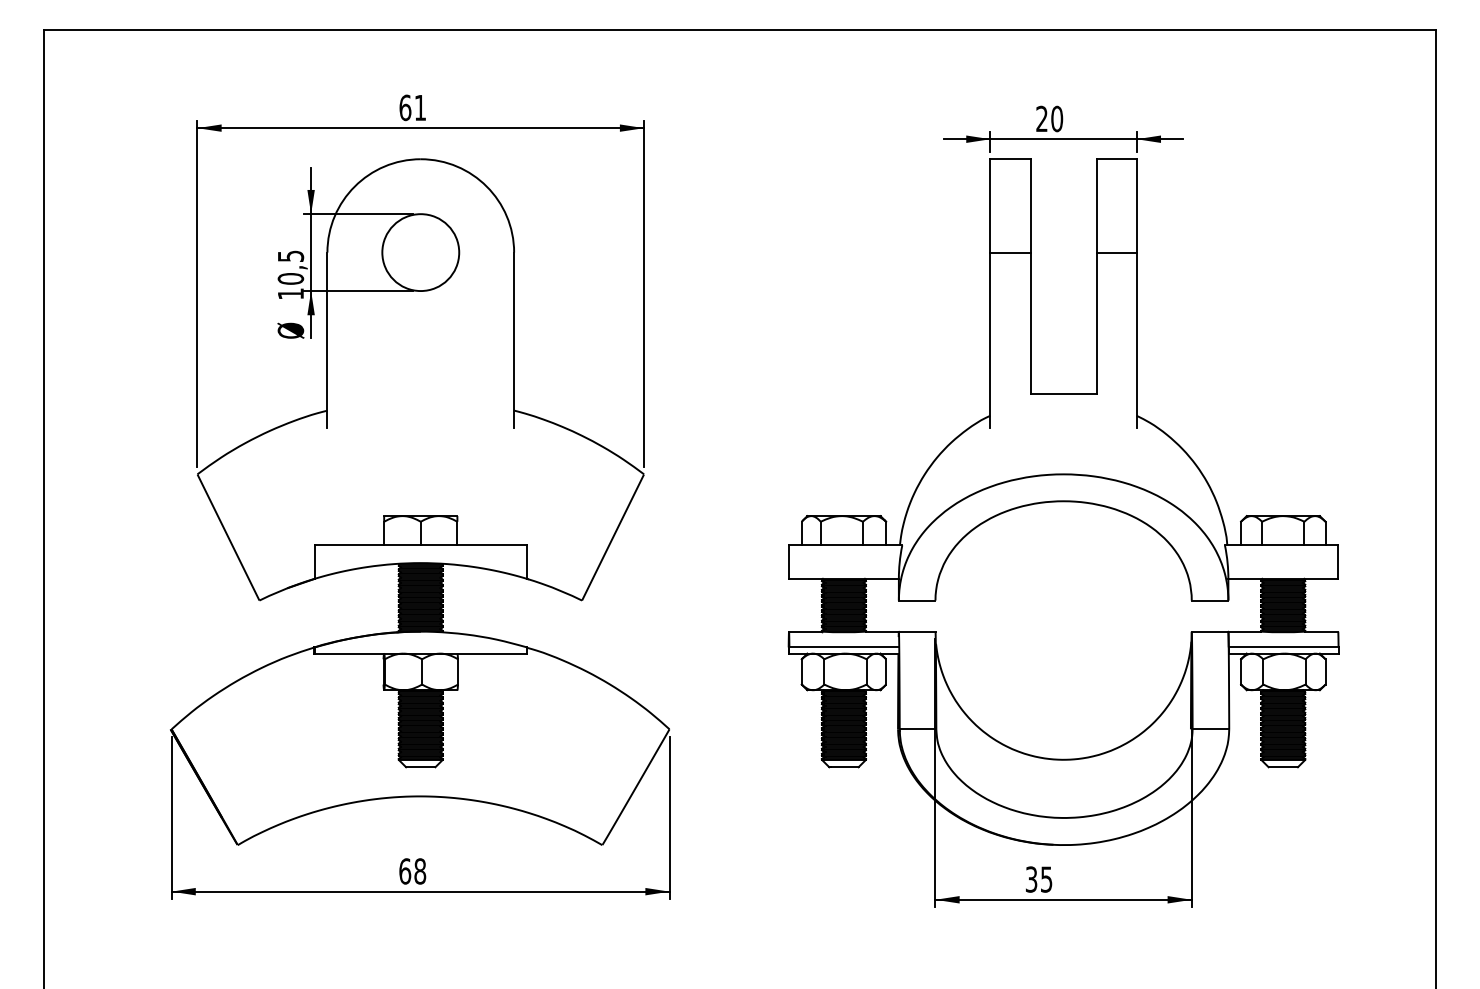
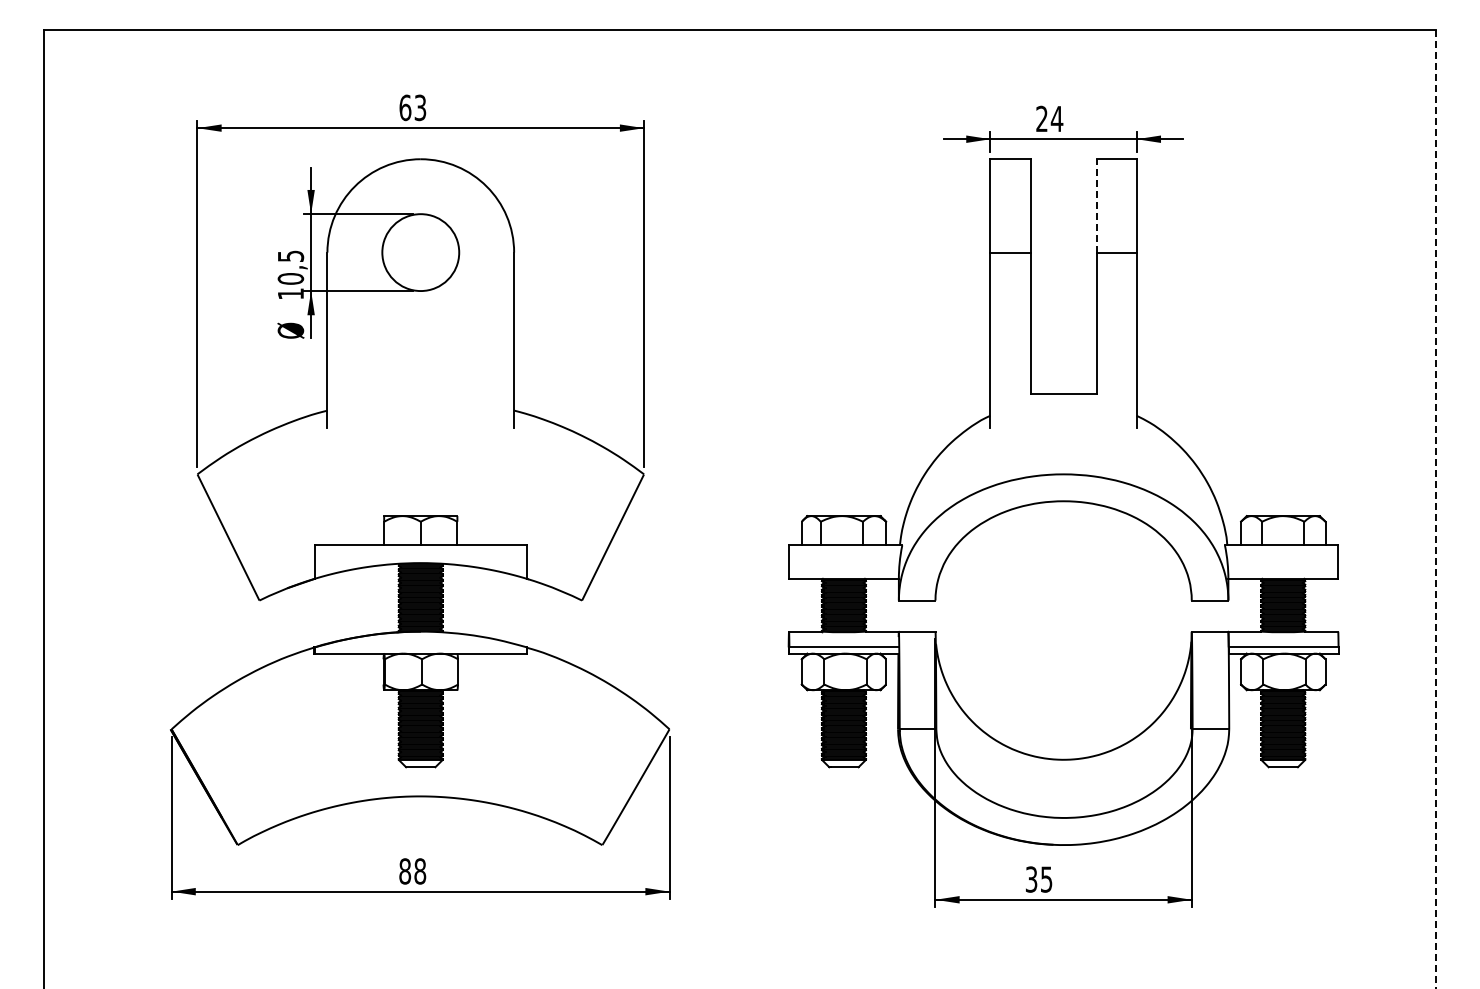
text: 61 -> 63 (420, 107)
text: 20 -> 24 (1056, 118)
line: solid -> dashed (1096, 205)
line: solid -> dashed (1435, 509)
text: 68 -> 88 (405, 871)
